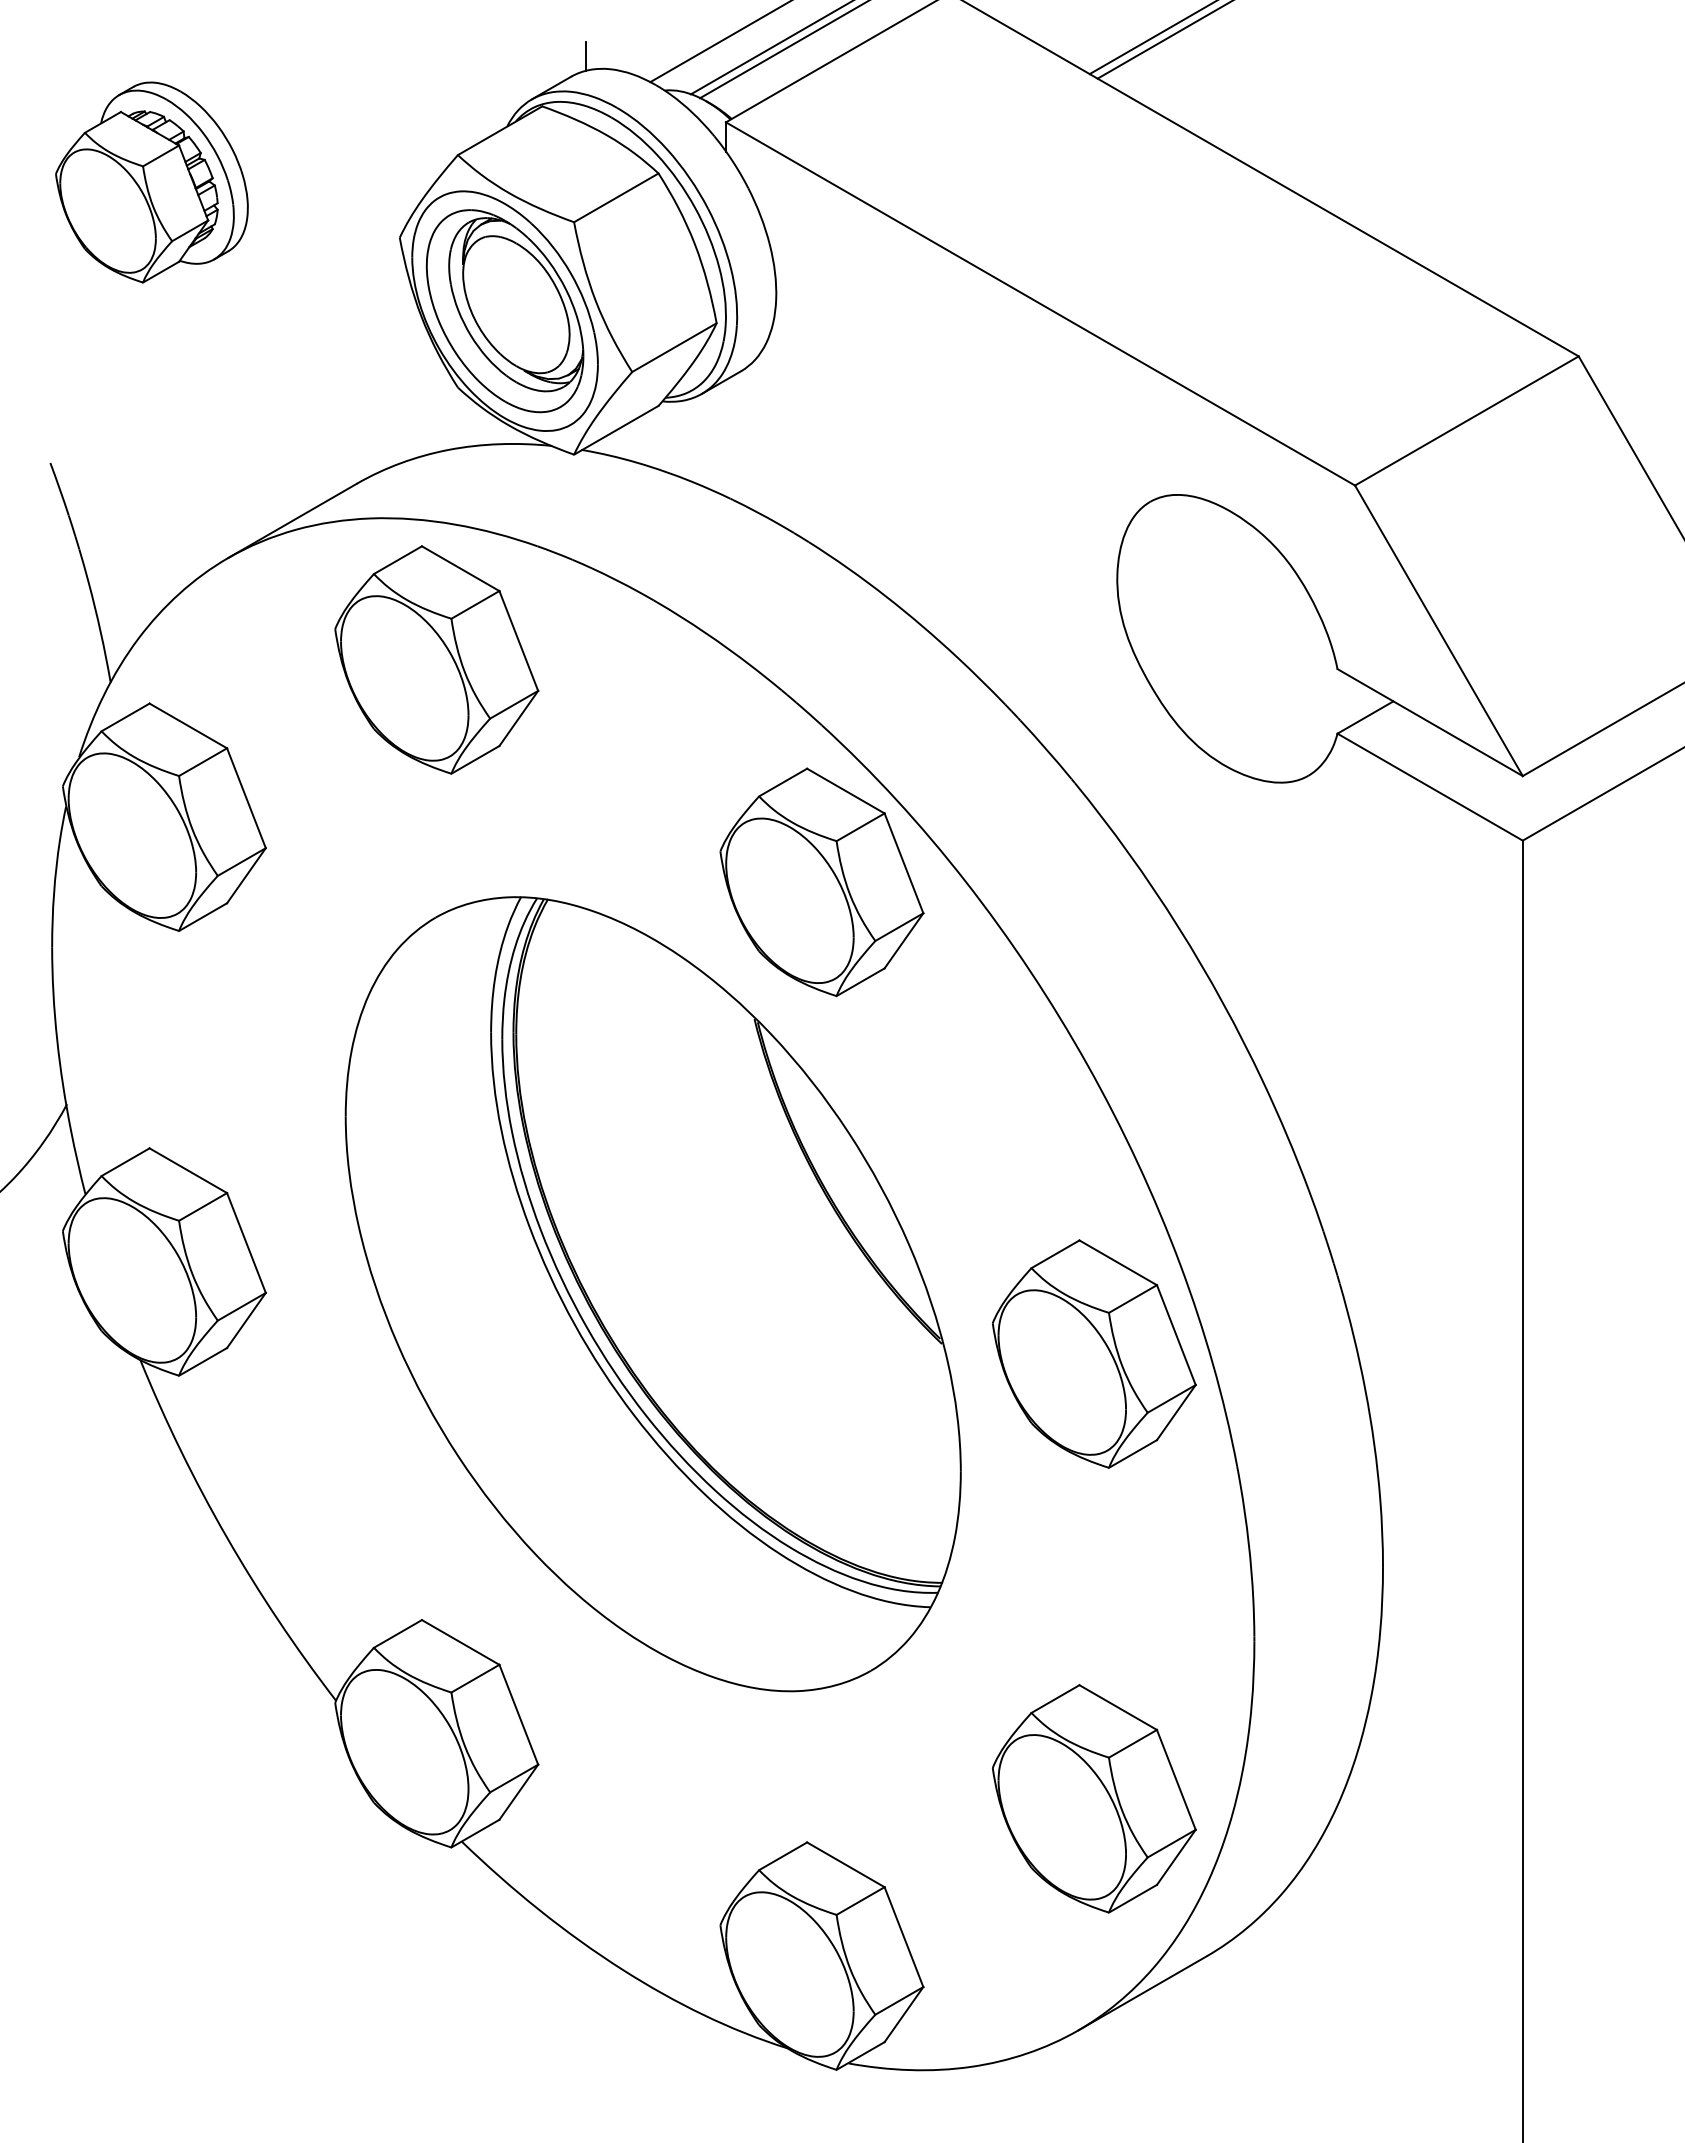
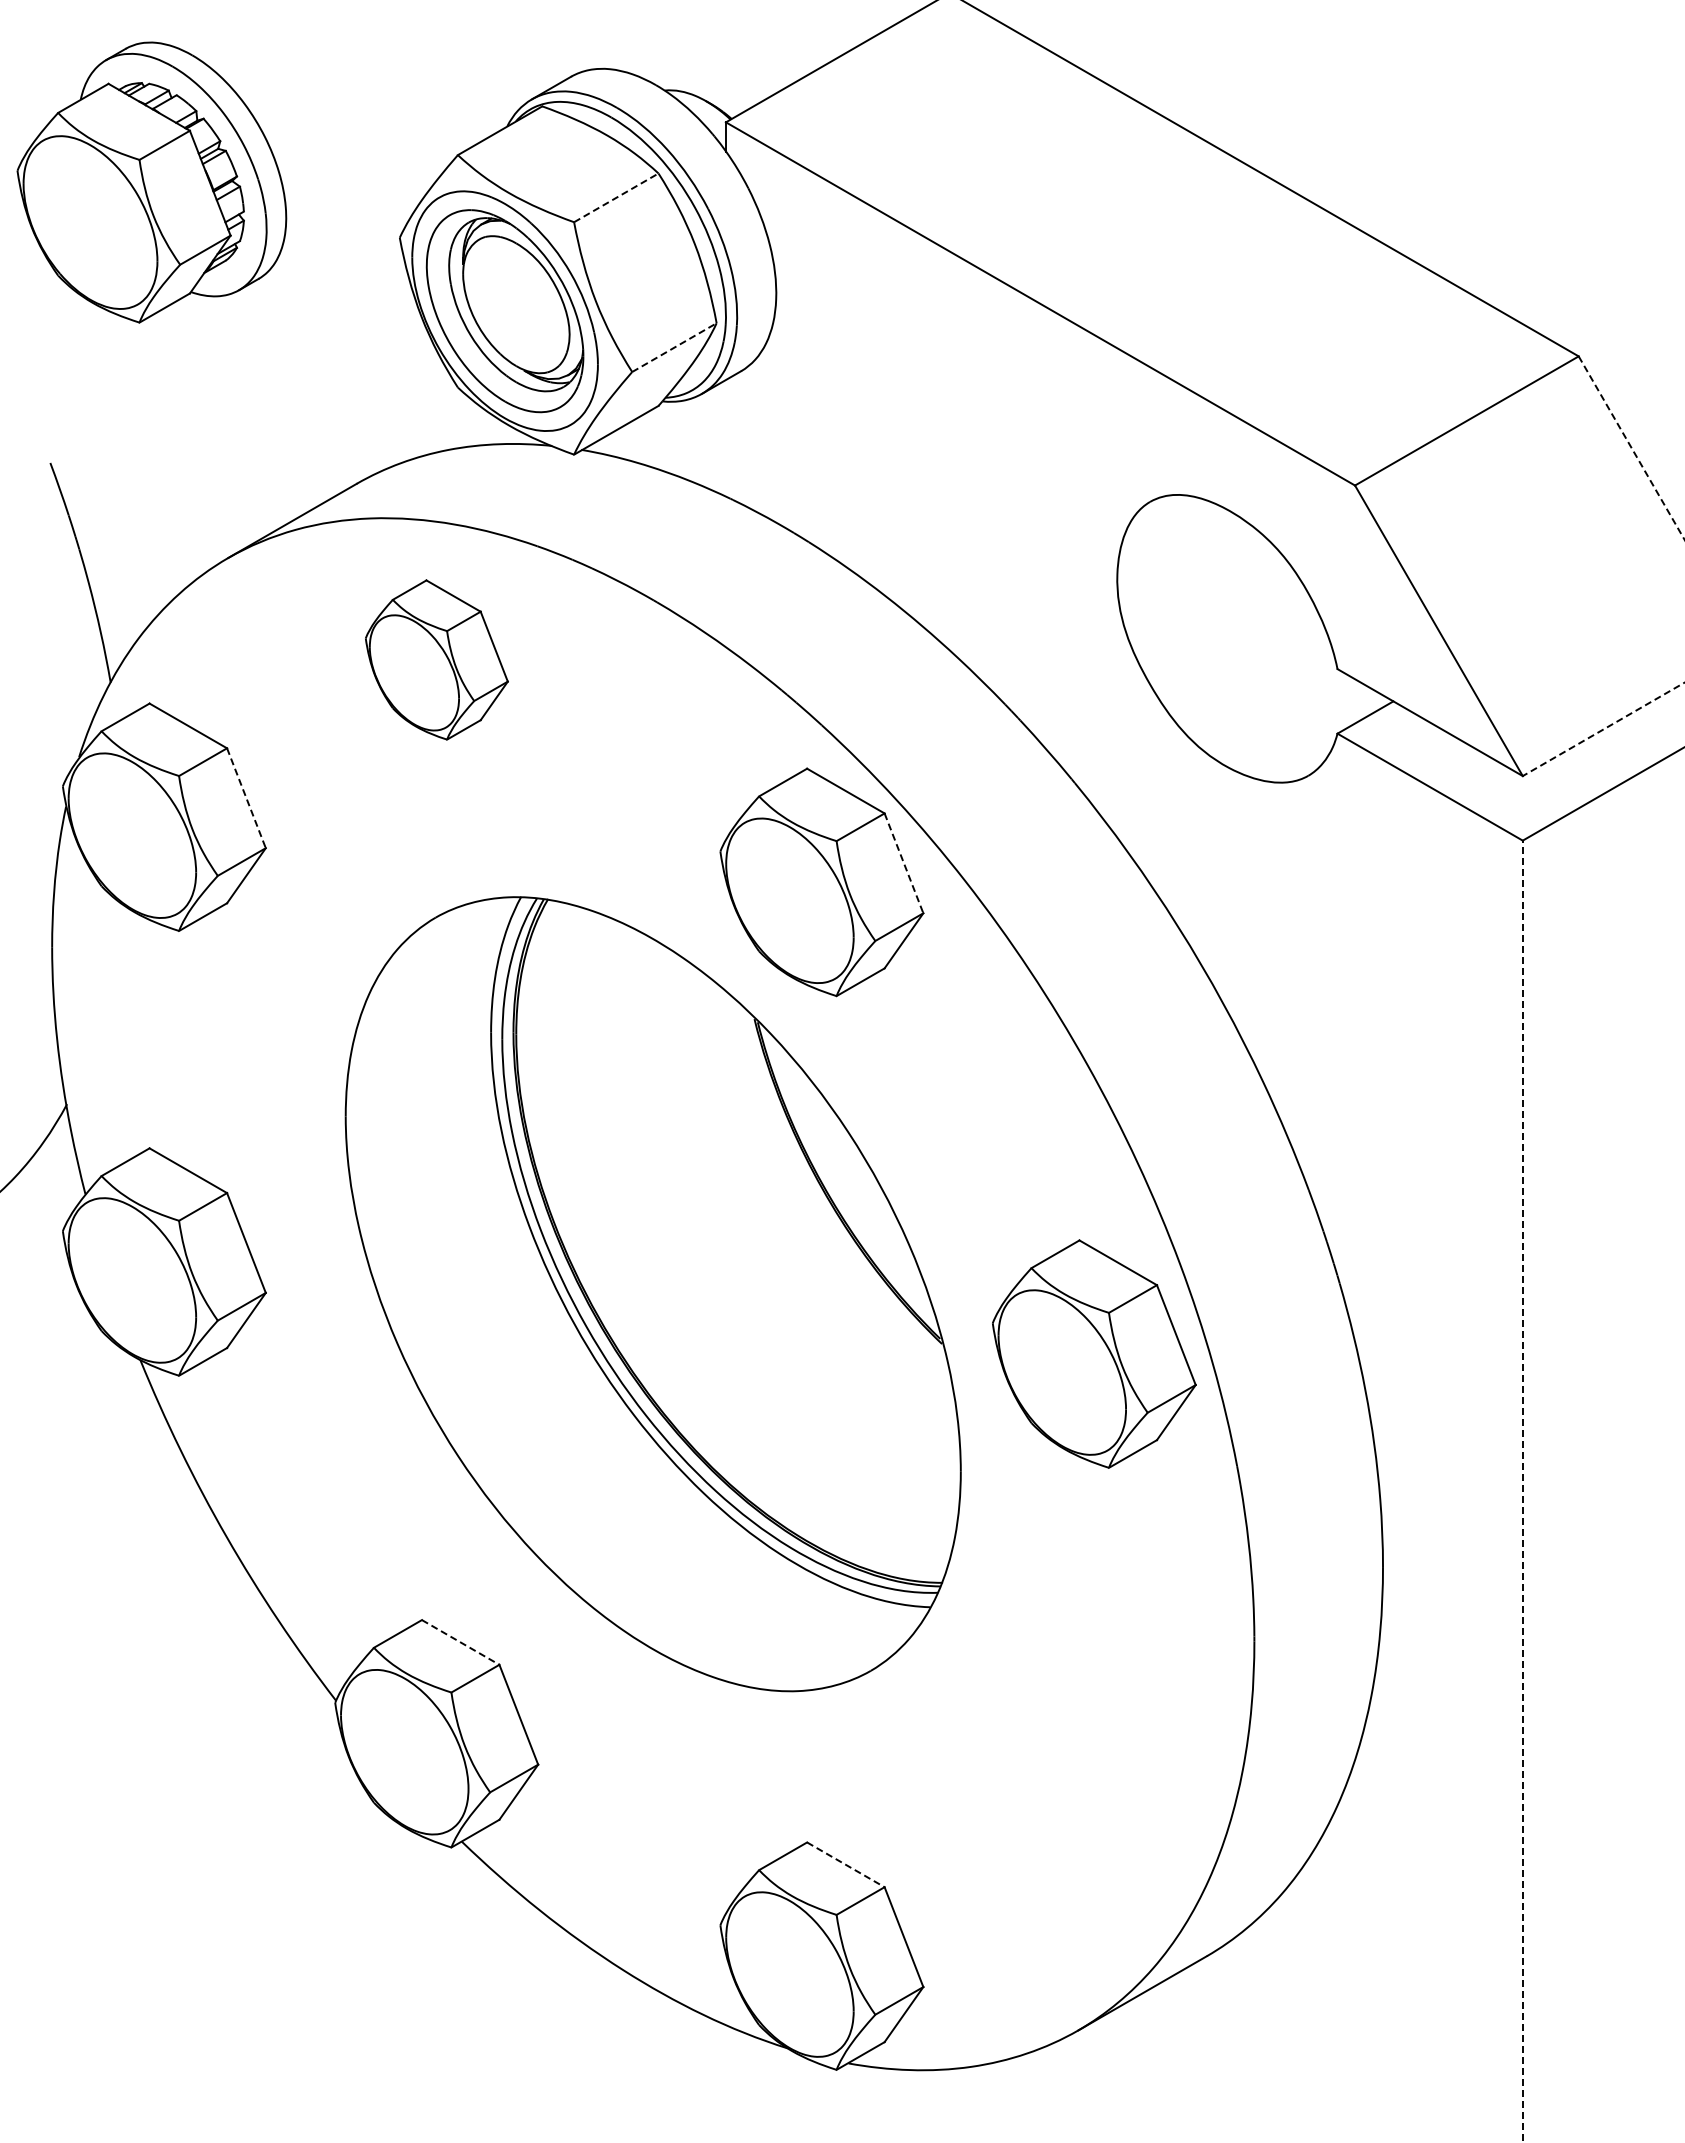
line: present -> none (1151, 38)
line: present -> none (1163, 40)
line: present -> none (719, 42)
line: present -> none (770, 48)
line: present -> none (783, 50)
line: present -> none (586, 55)
part size: 194x203 px -> 272x283 px (151, 182)
line: solid -> dashed (616, 197)
line: solid -> dashed (674, 347)
line: solid -> dashed (1631, 448)
part size: 206x230 px -> 144x162 px (436, 659)
line: solid -> dashed (1603, 729)
line: solid -> dashed (246, 798)
line: solid -> dashed (903, 863)
line: solid -> dashed (1522, 1491)
line: solid -> dashed (460, 1642)
part: present -> none (1094, 1798)
line: solid -> dashed (845, 1864)
